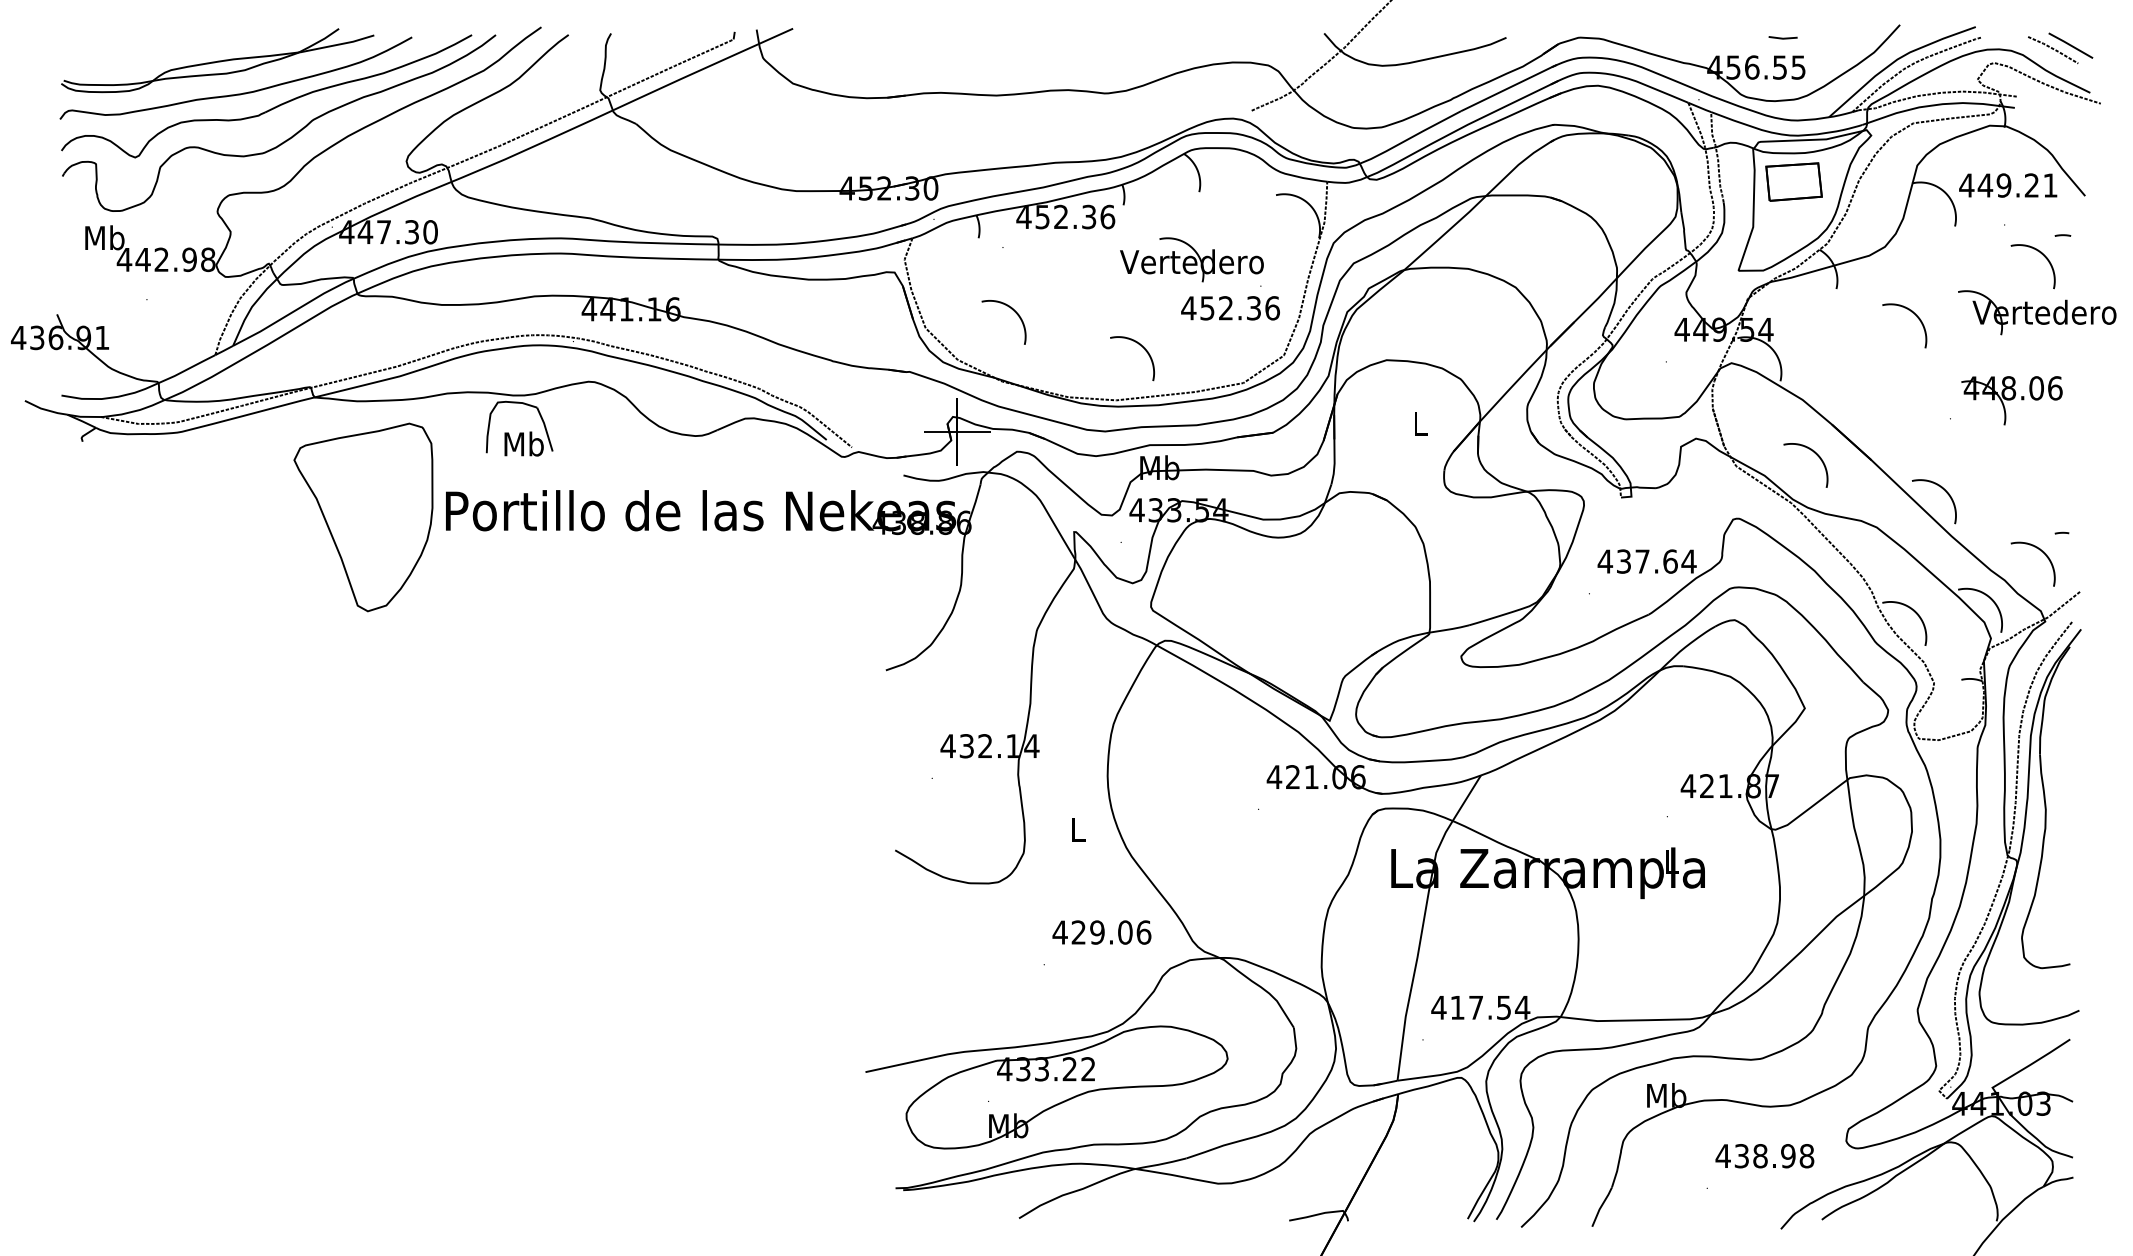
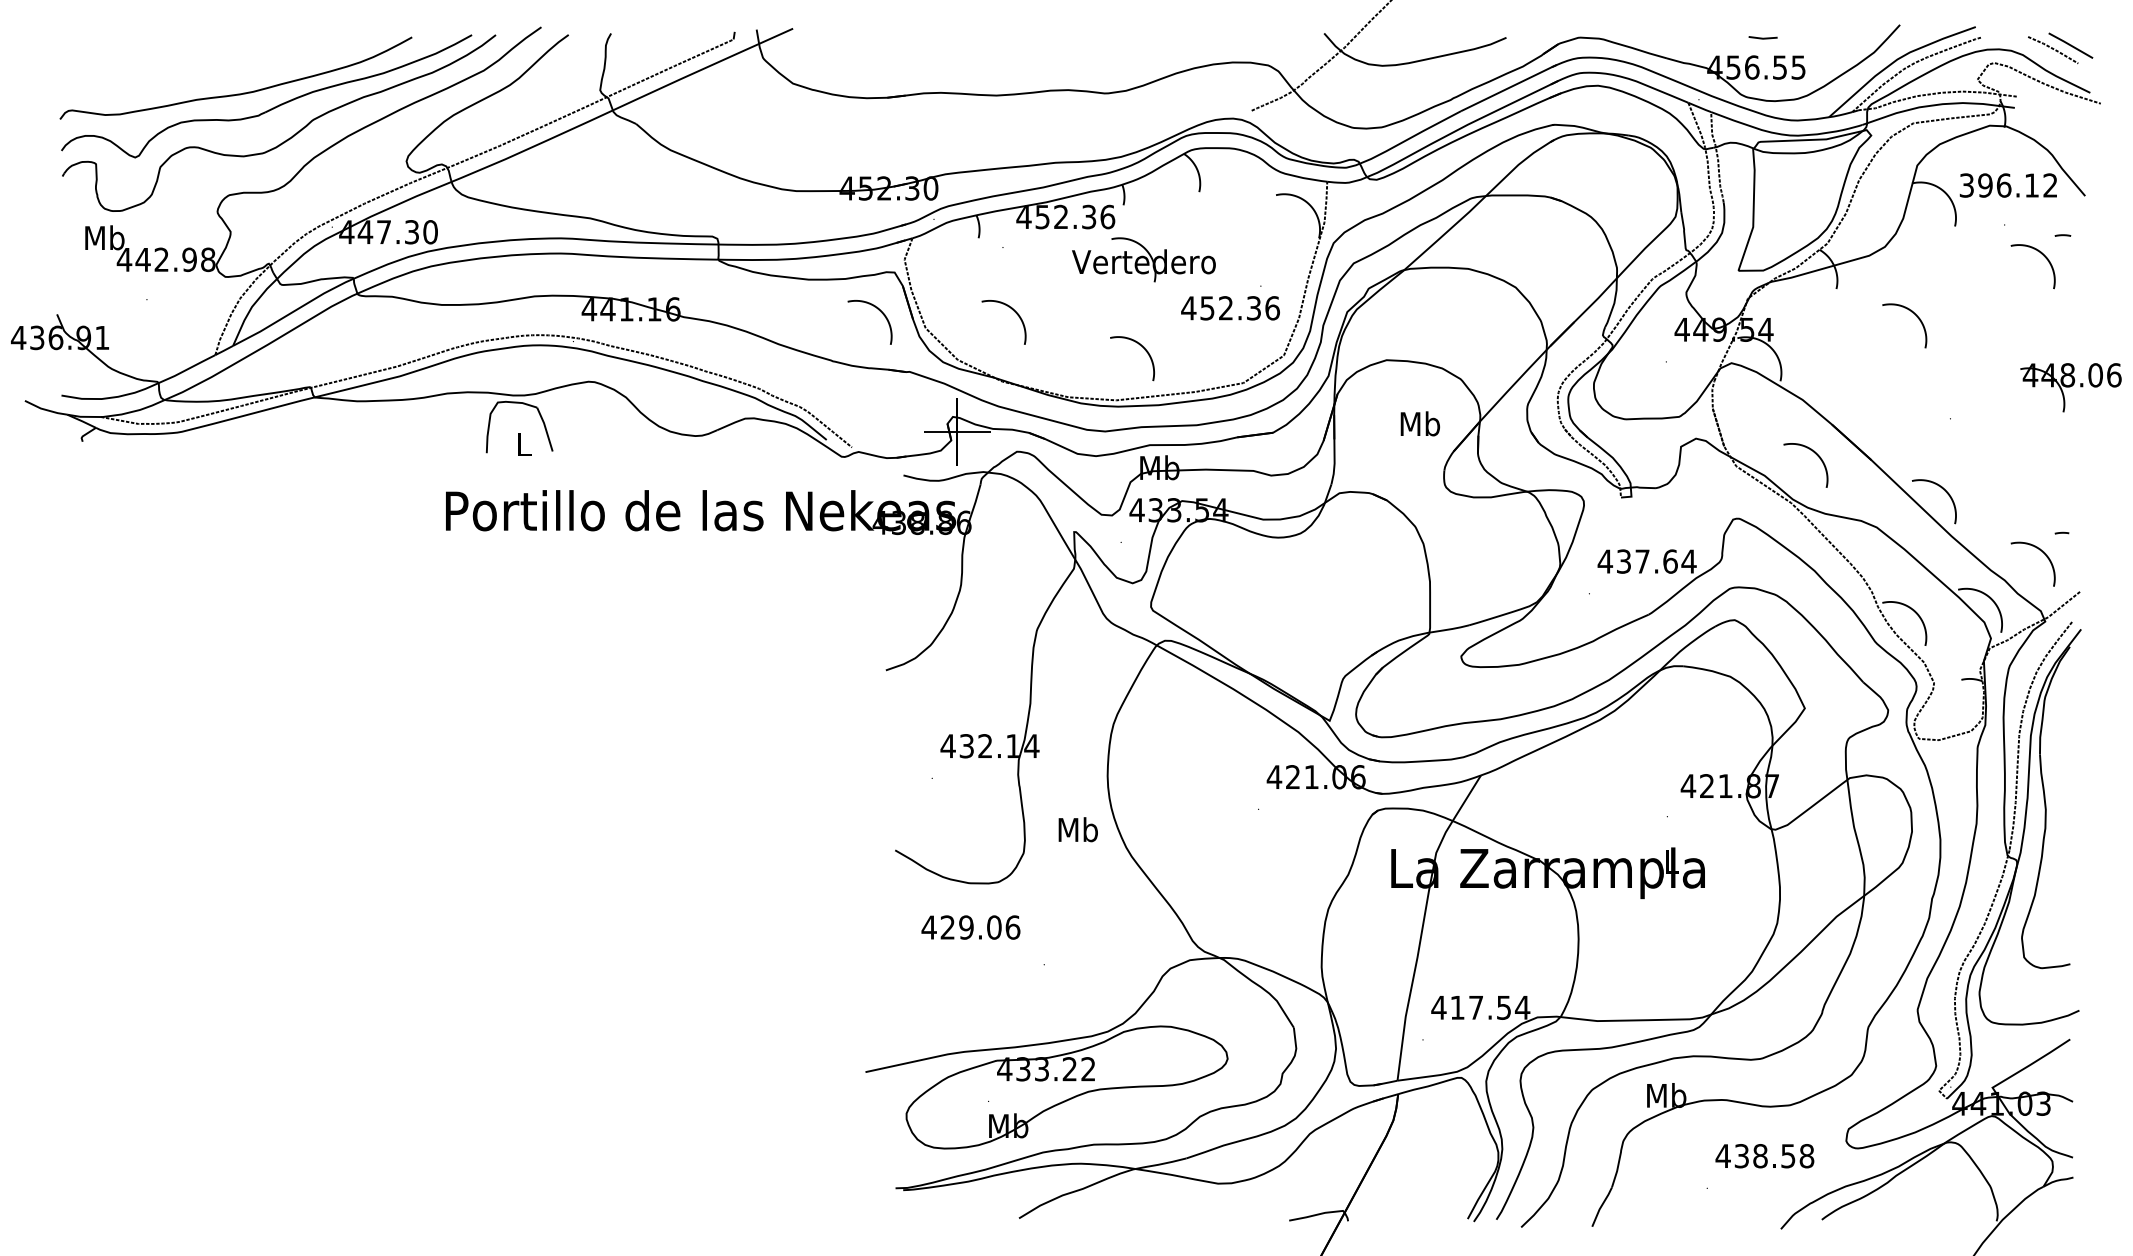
line position: (1782, 37) -> (1762, 37) (1762, 37)
part: present -> none (217, 60)
part: present -> none (1793, 181)
text: 449.21 -> 396.12 (2008, 185)
part position: (1191, 259) -> (1143, 259) (1143, 259)
curve: none -> present (878, 310)
part: present -> none (2037, 312)
part position: (2011, 400) -> (2070, 387) (2070, 387)
text: L -> Mb (1420, 423)
text: Mb -> L (523, 443)
part: present -> none (363, 517)
text: L -> Mb (1077, 829)
text position: (1101, 932) -> (970, 927) (970, 927)
text: 438.98 -> 438.58 (1788, 1156)
